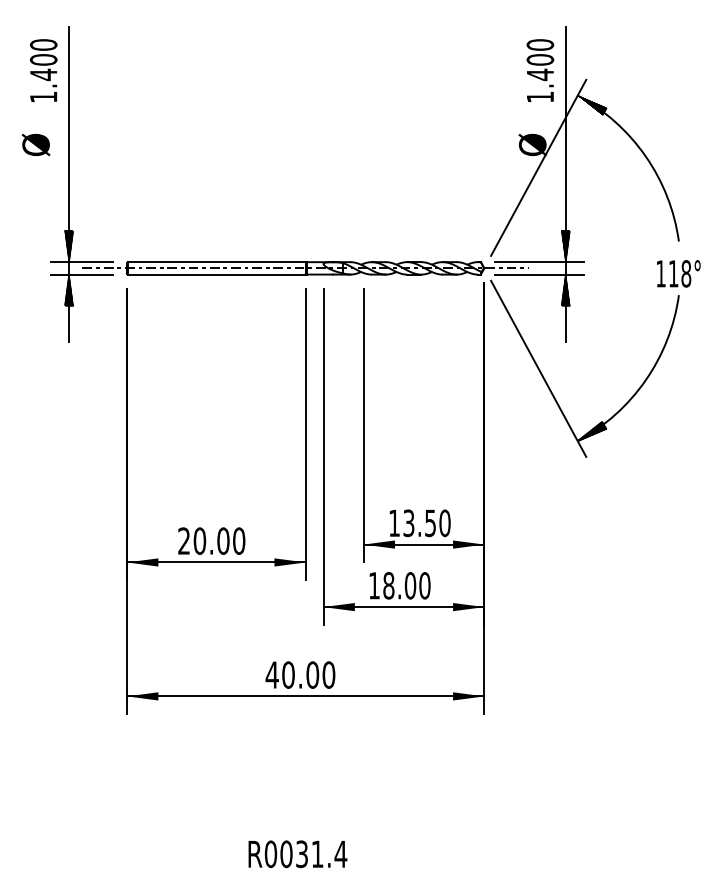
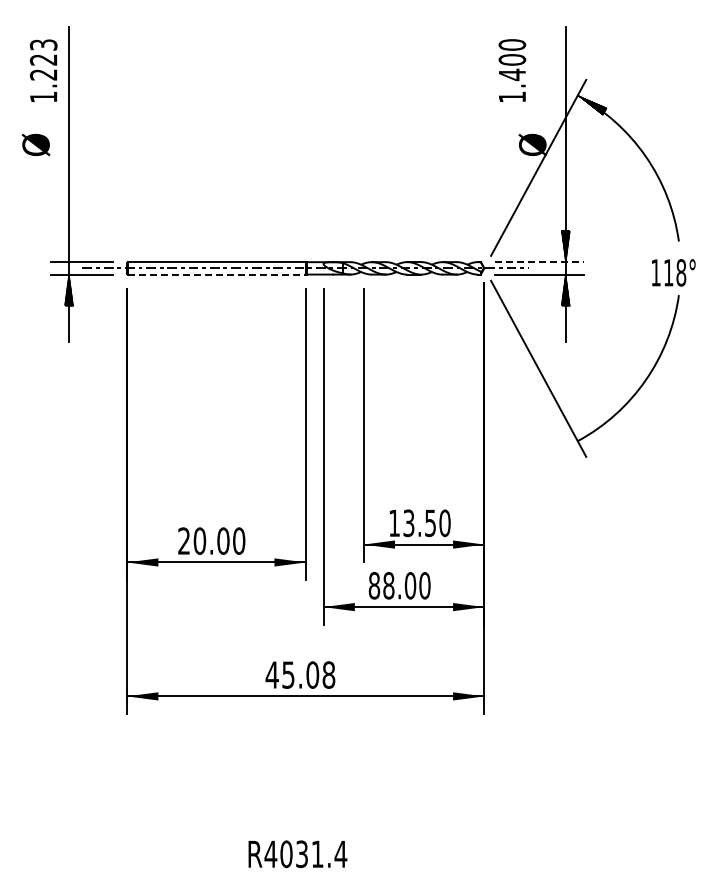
text: 1.400 -> 1.223 (43, 60)
text position: (540, 70) -> (512, 70) (512, 70)
hatch: present -> none (68, 245)
line: solid -> dashed (539, 262)
text position: (678, 273) -> (673, 272) (673, 272)
line: solid -> dashed (216, 274)
hatch: present -> none (591, 431)
text: 18.00 -> 88.00 (374, 585)
text: 40.00 -> 45.08 (308, 674)
text: R0031.4 -> R4031.4 (270, 854)
